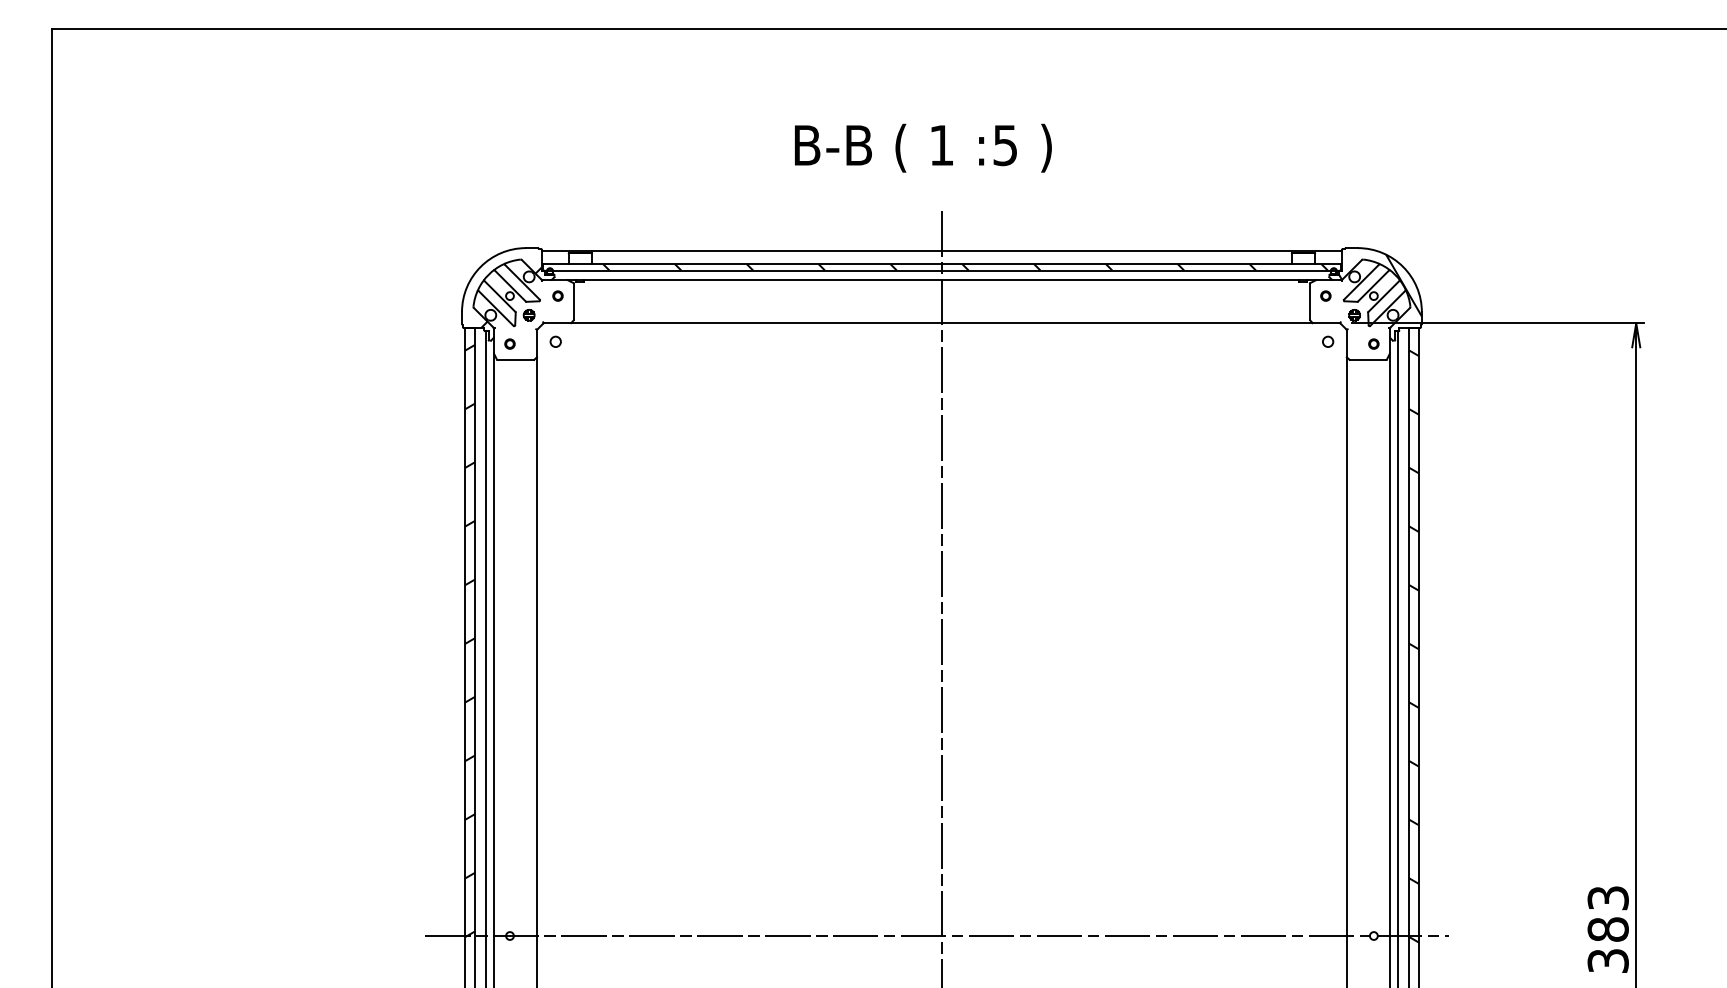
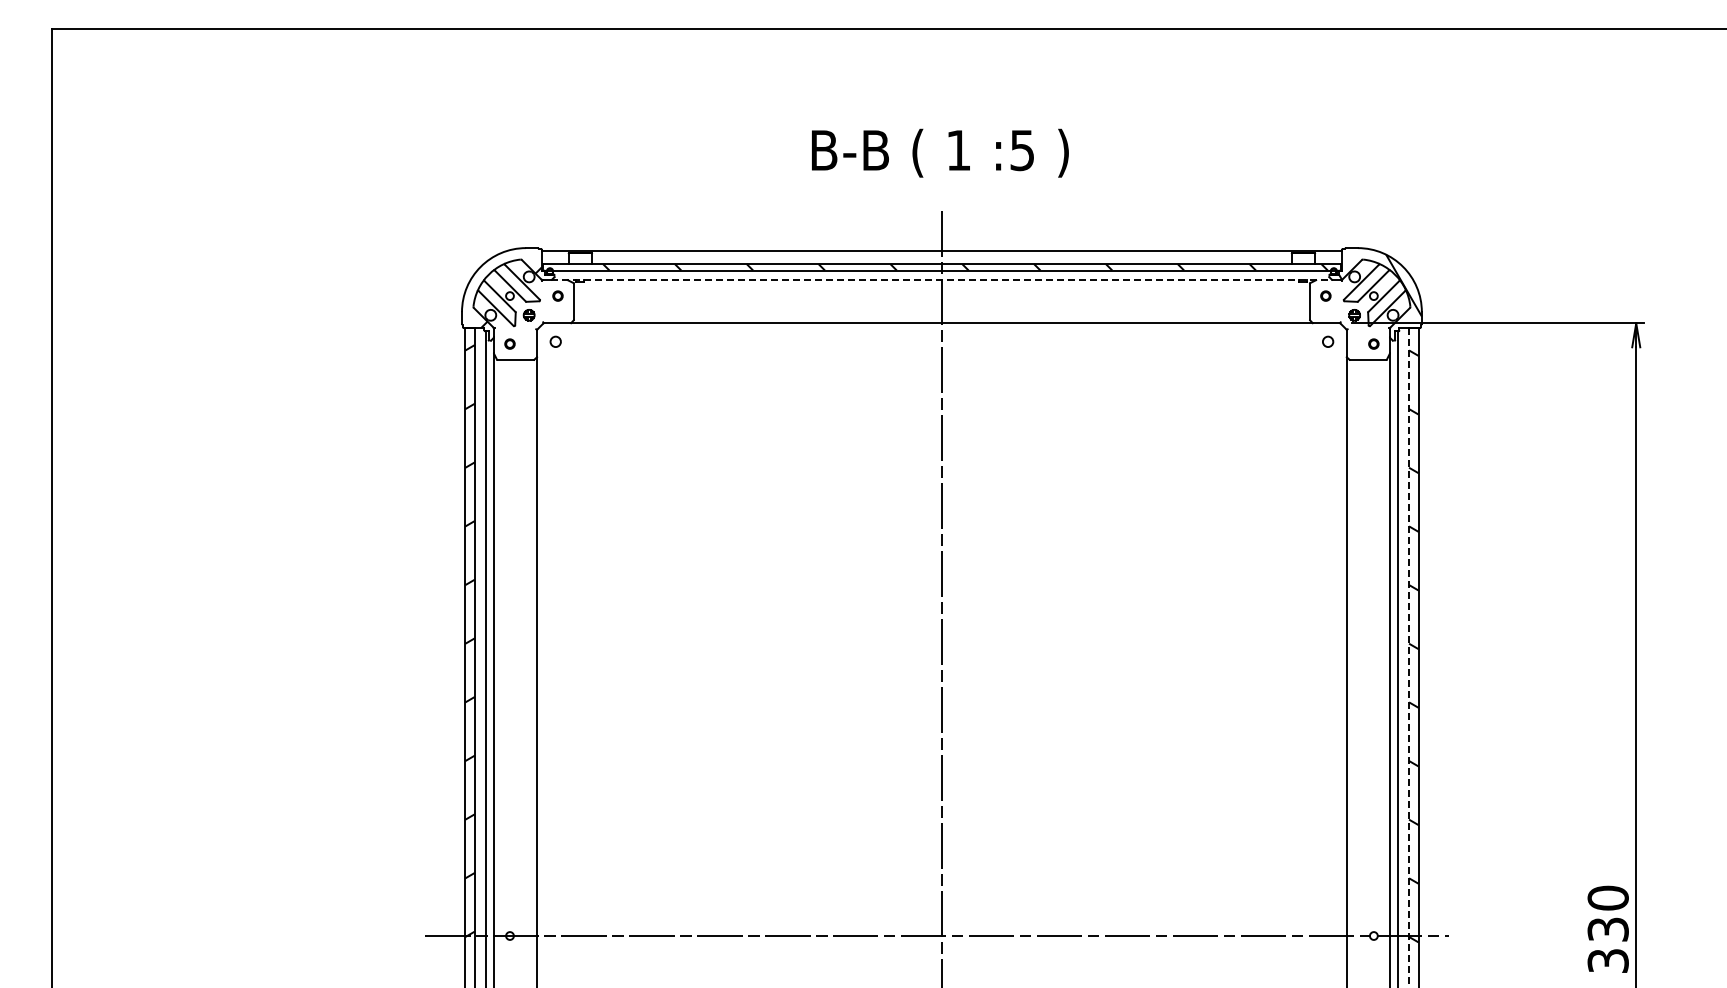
text position: (923, 147) -> (940, 152) (940, 152)
line: solid -> dashed (942, 280)
line: solid -> dashed (1409, 658)
text: 383 -> 330 (1607, 913)
